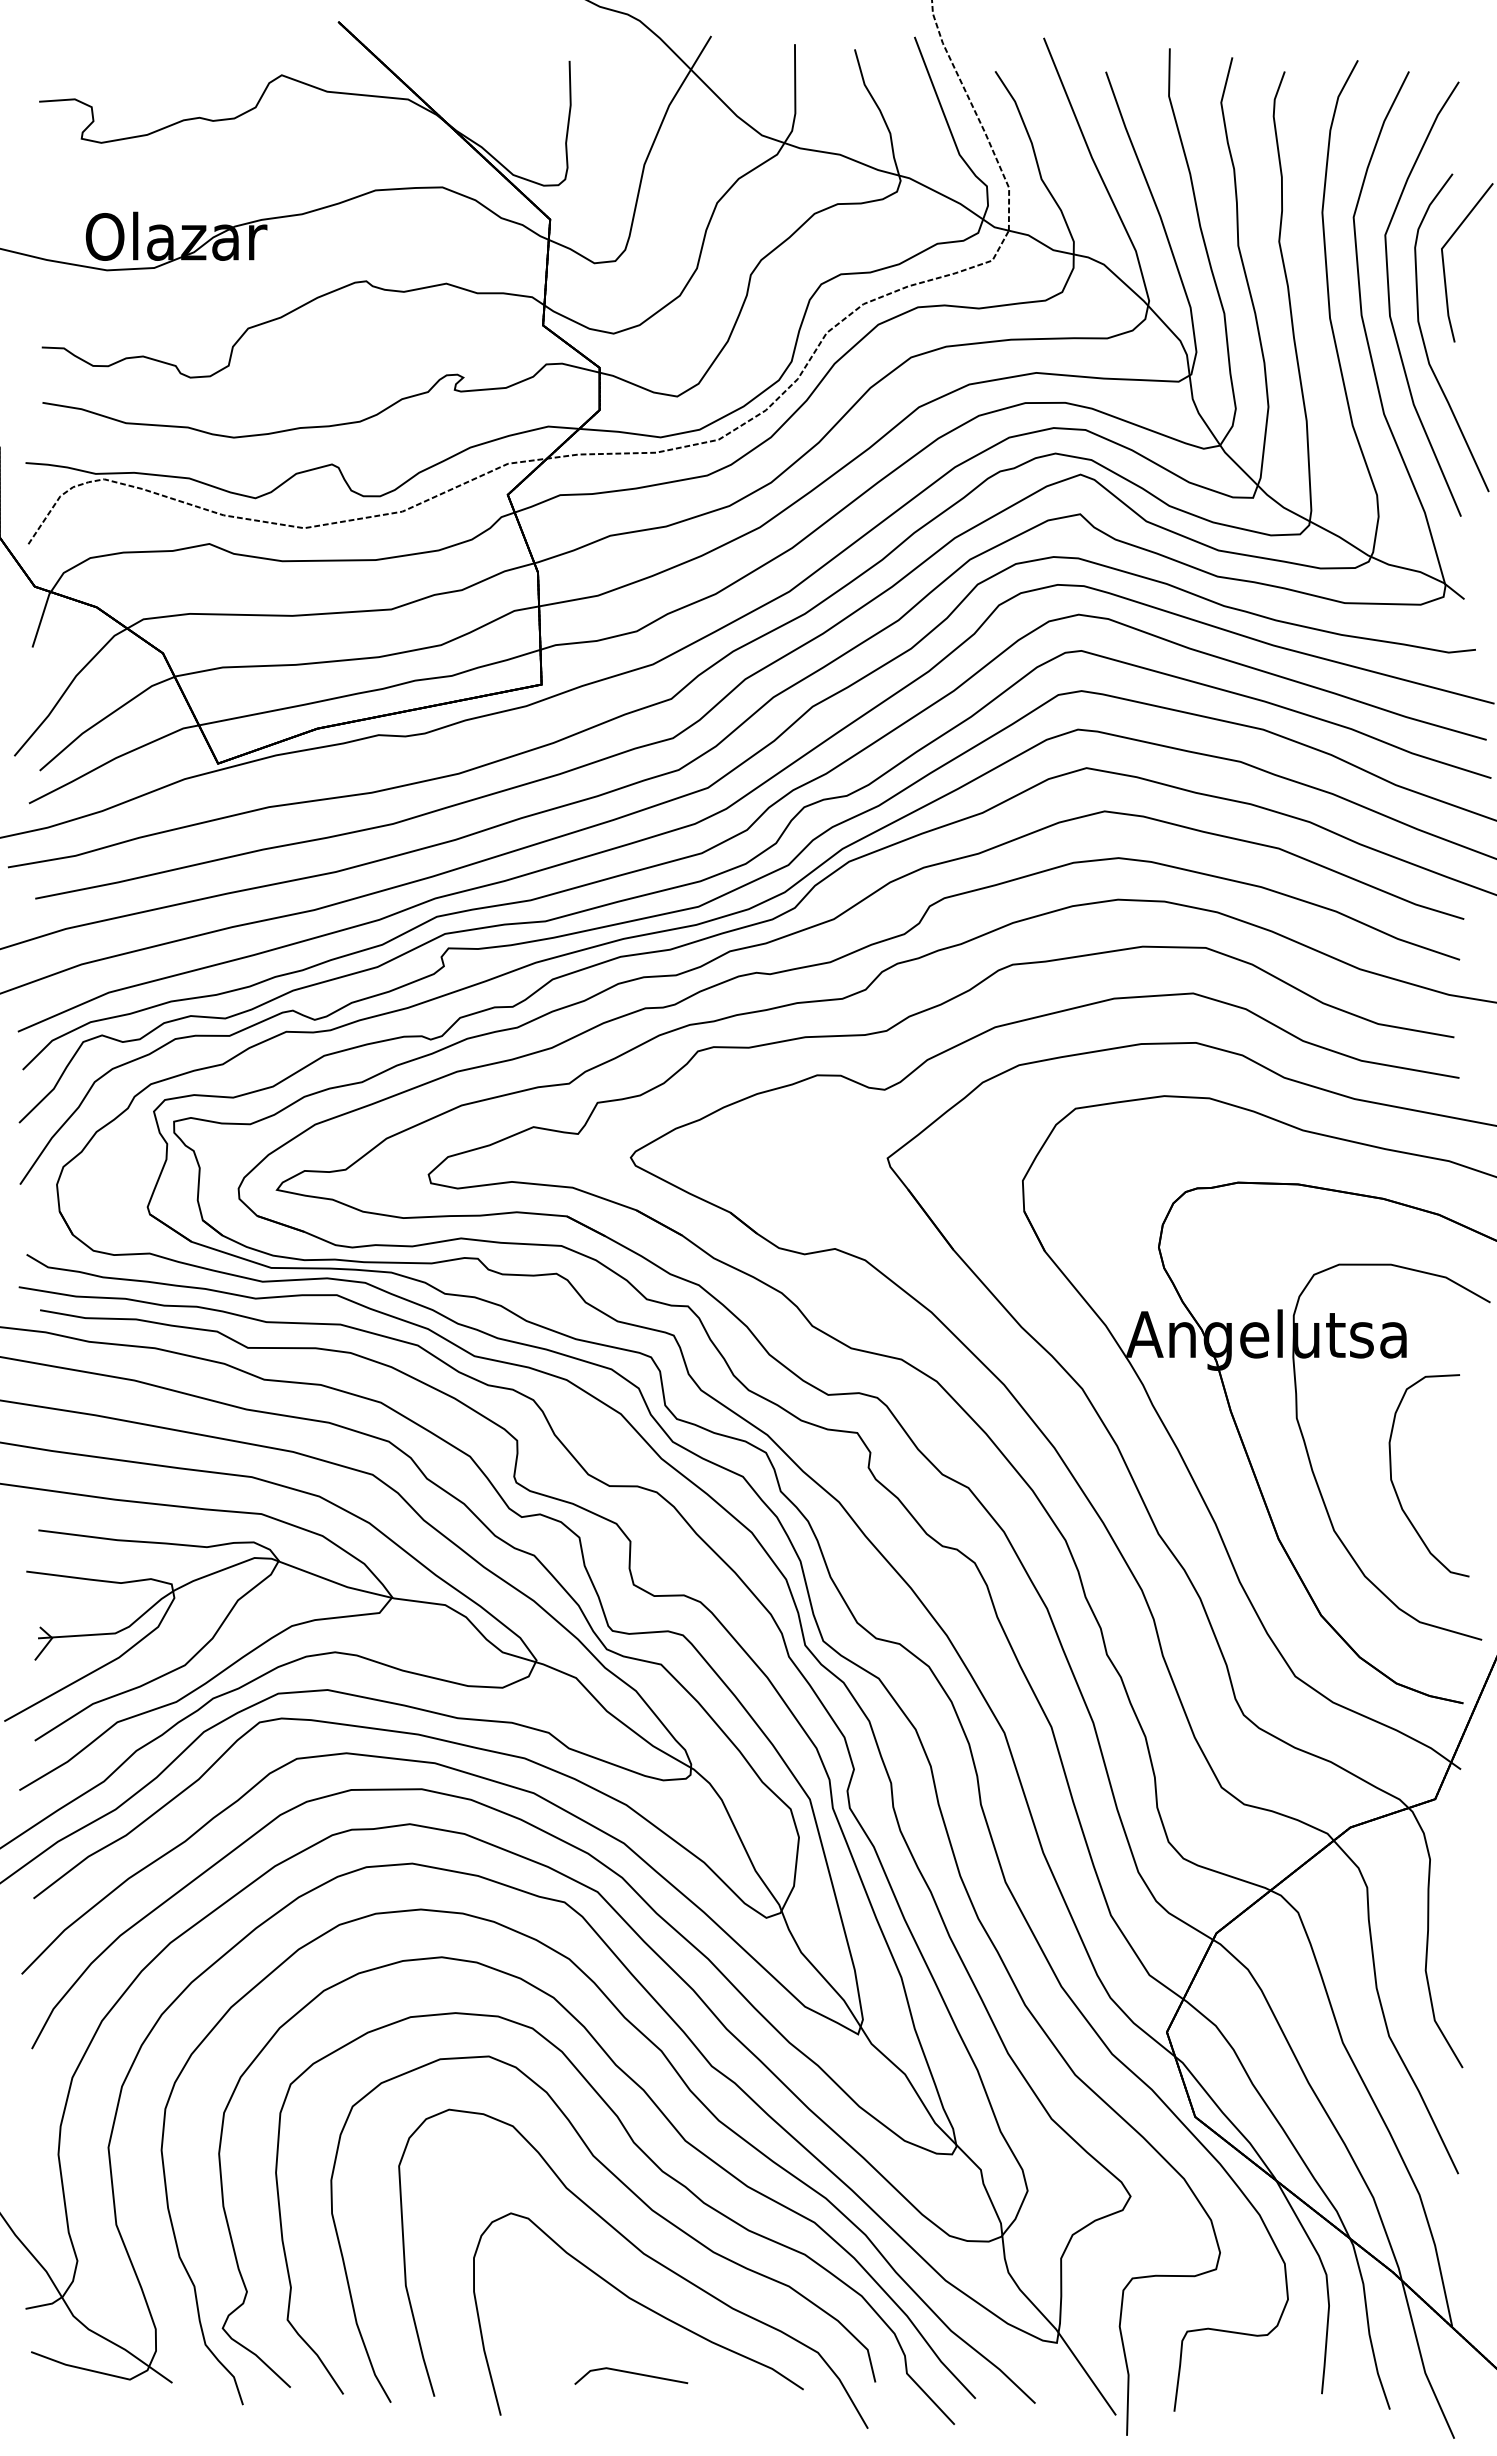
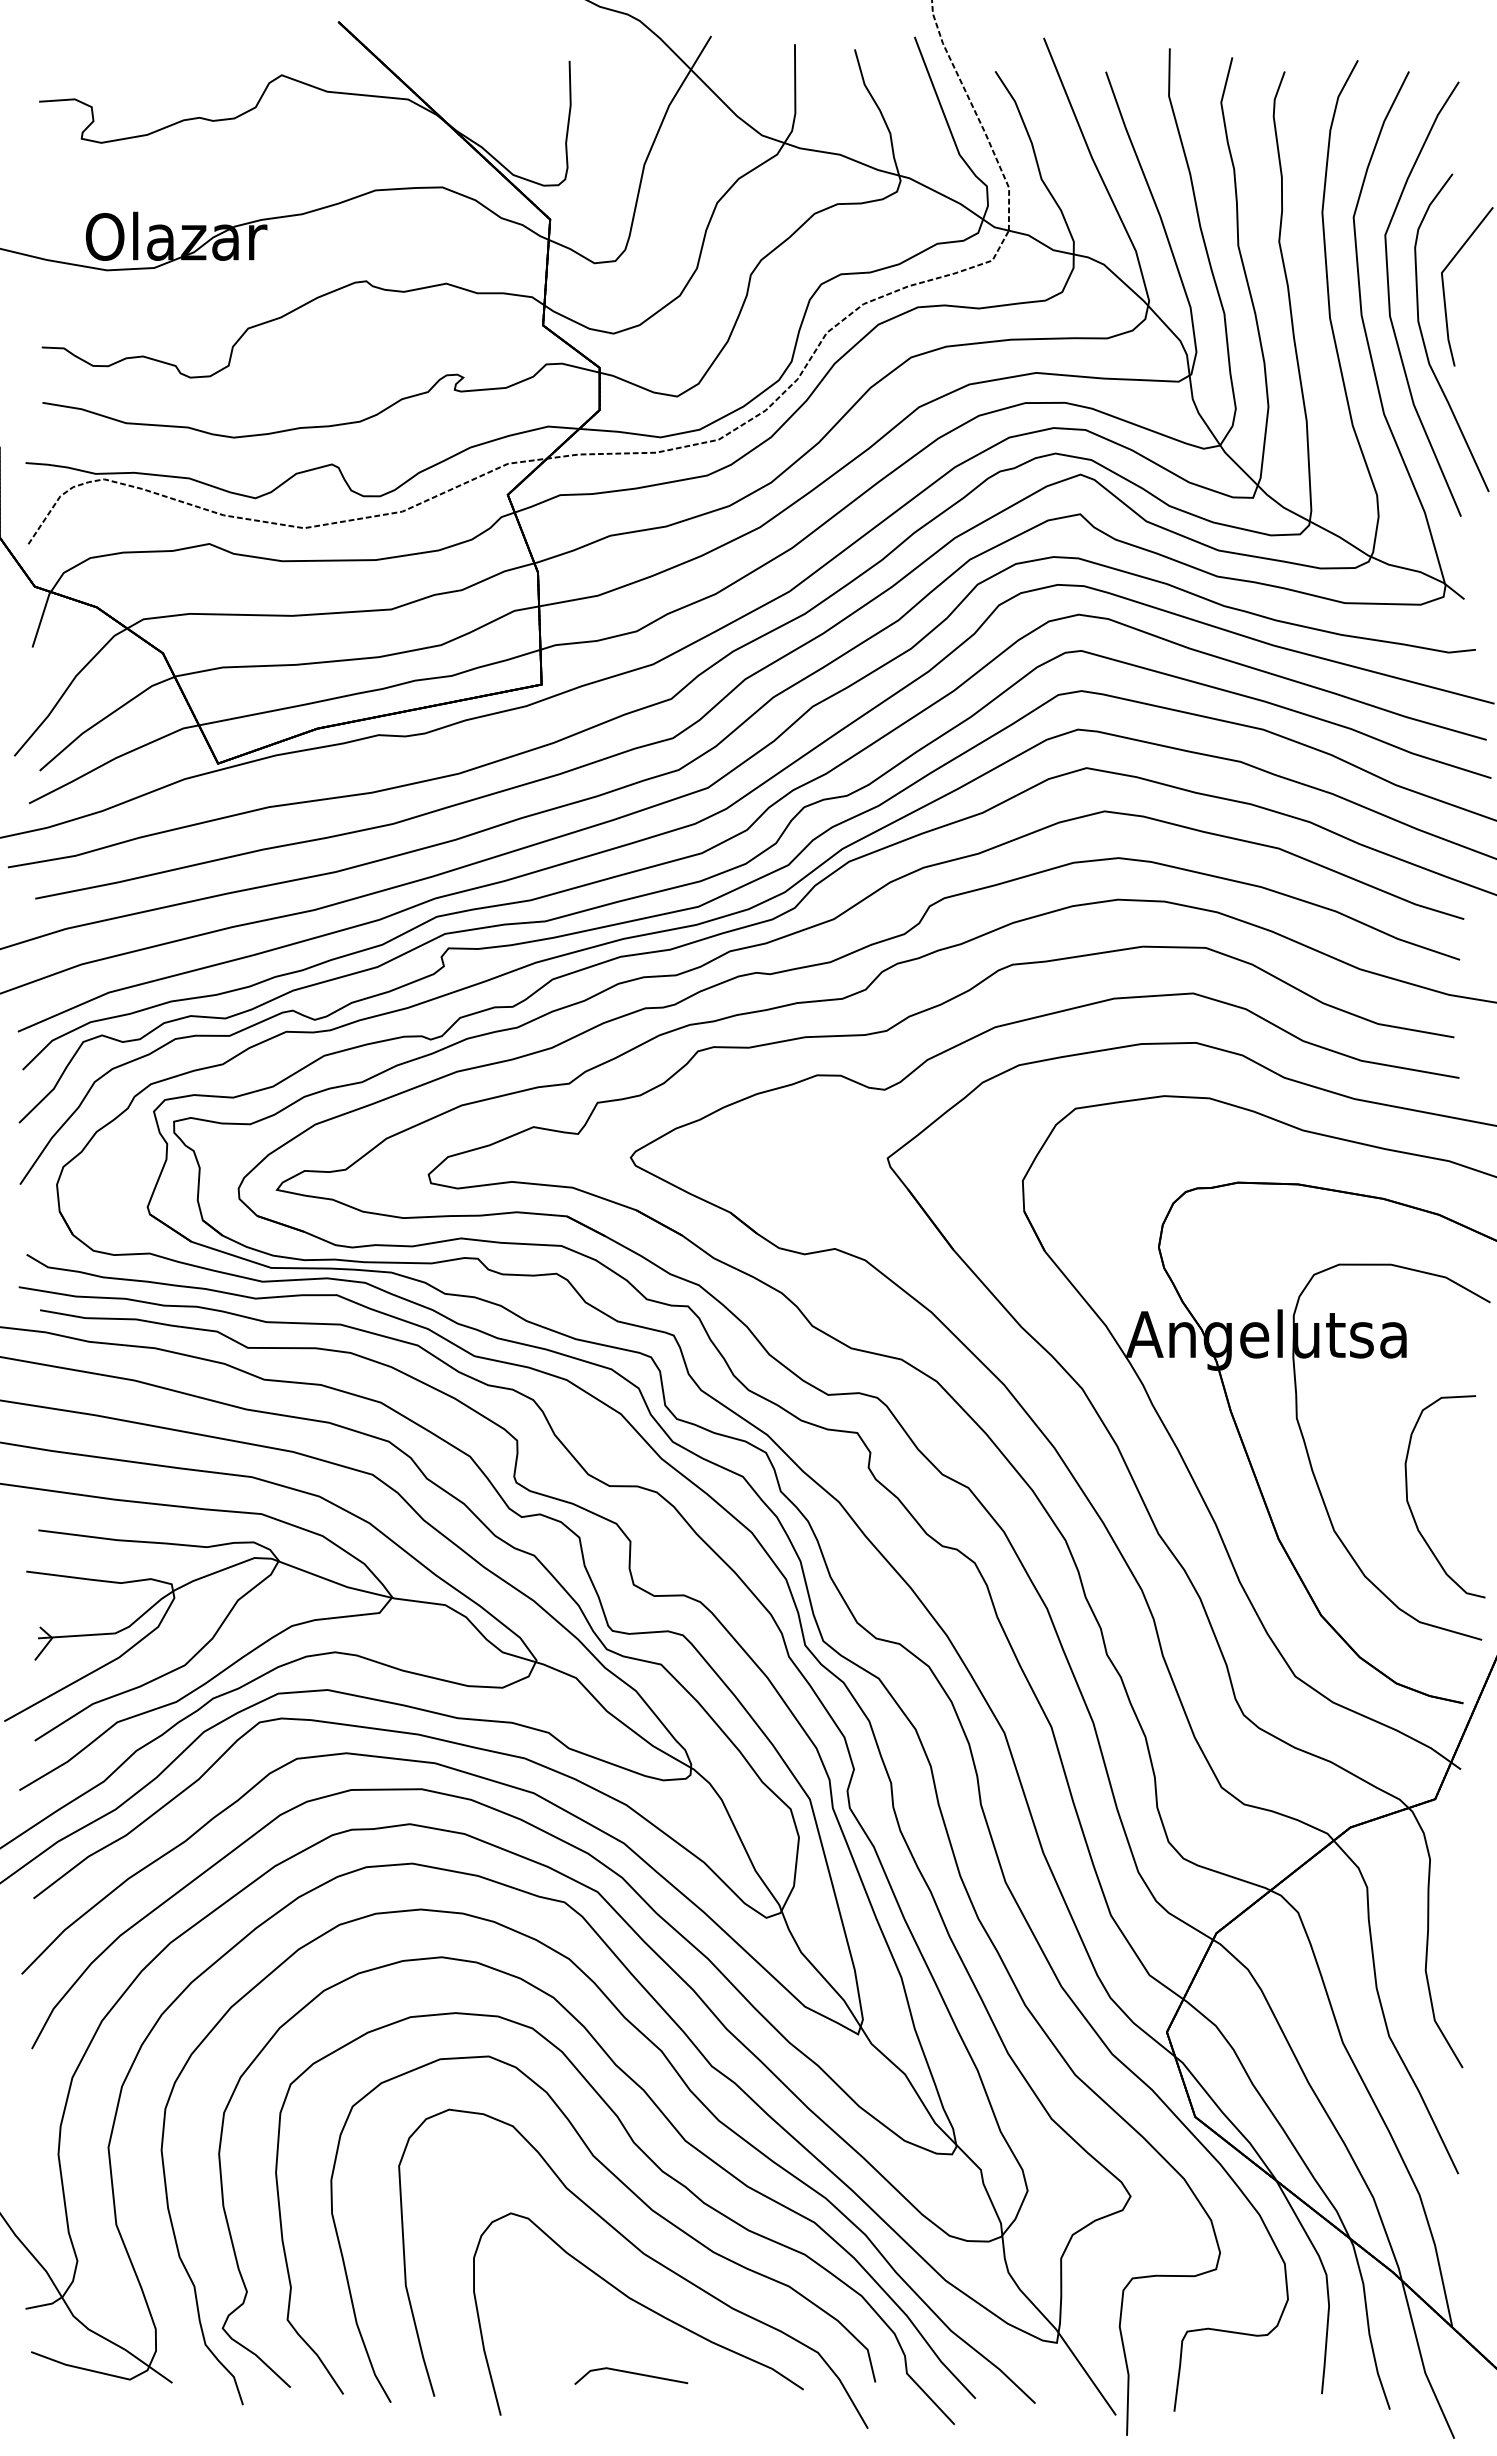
line position: (1444, 262) -> (1444, 286) (1444, 286)
part position: (1396, 1490) -> (1412, 1511) (1412, 1511)
